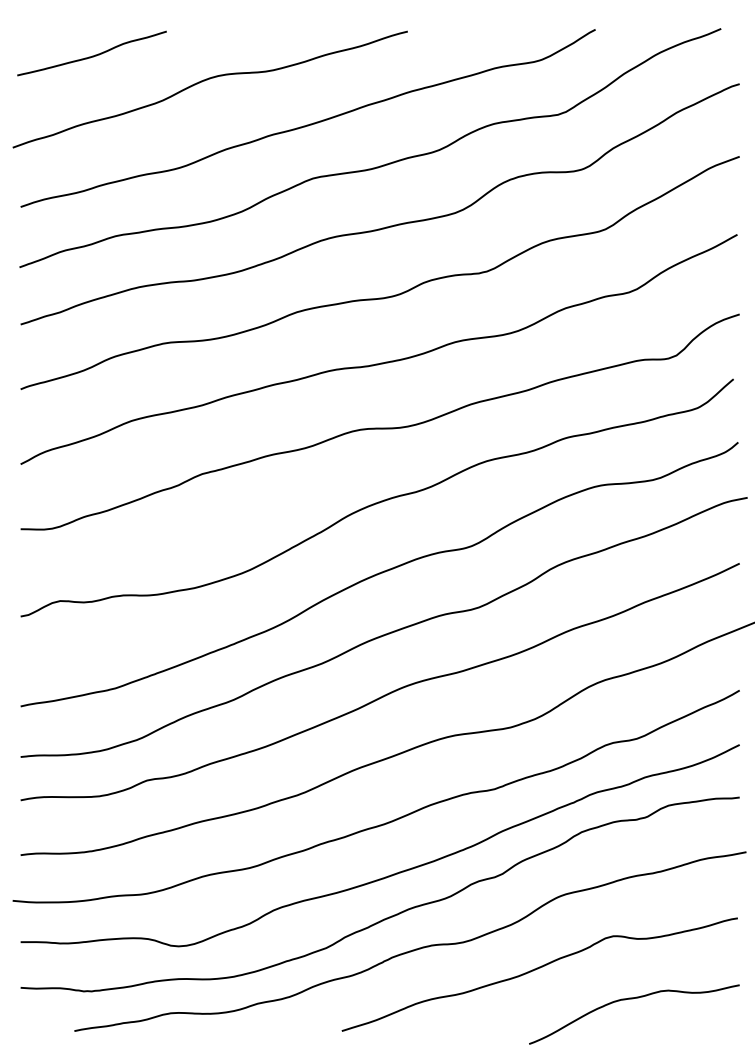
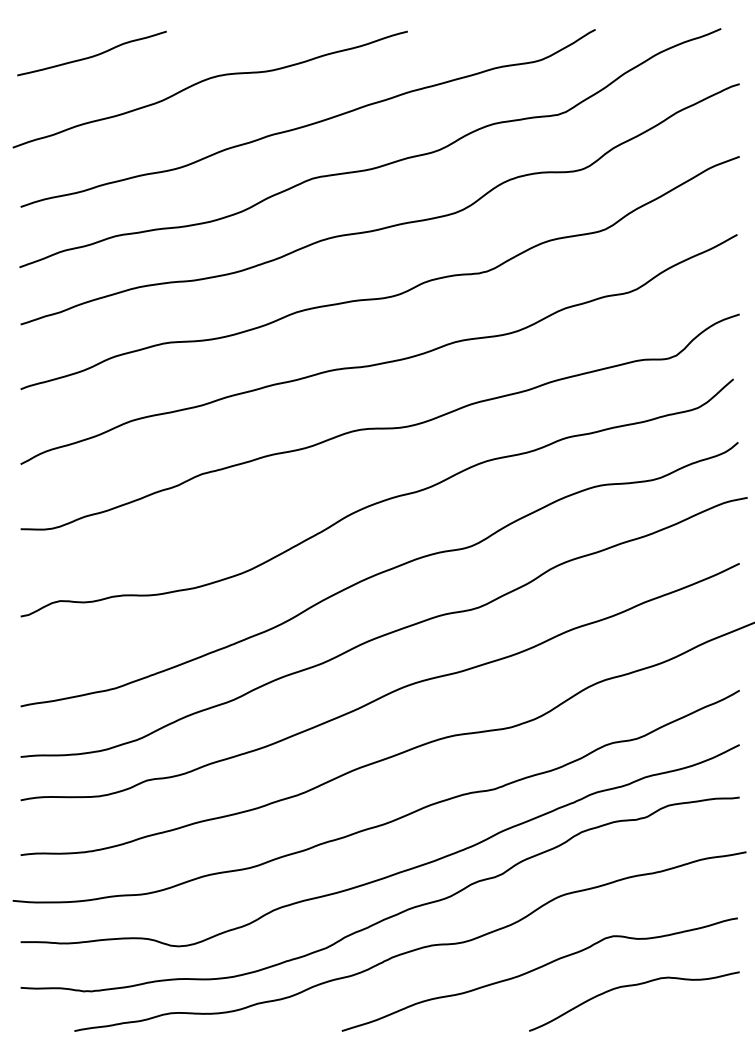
curve position: (633, 999) -> (633, 986) (633, 986)
